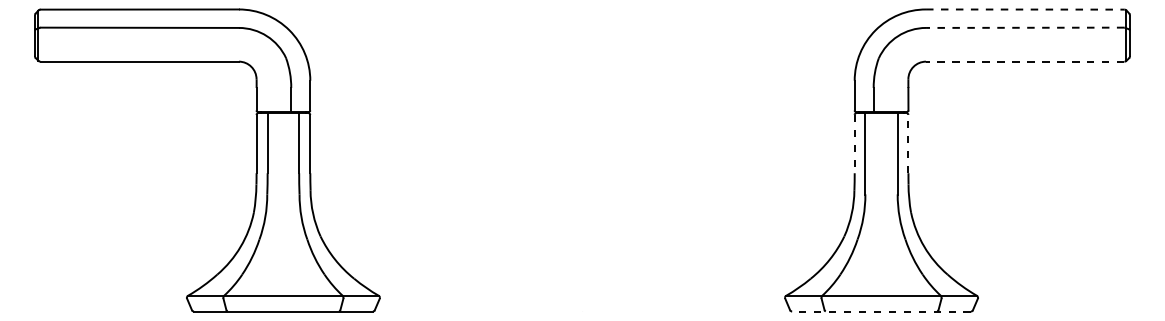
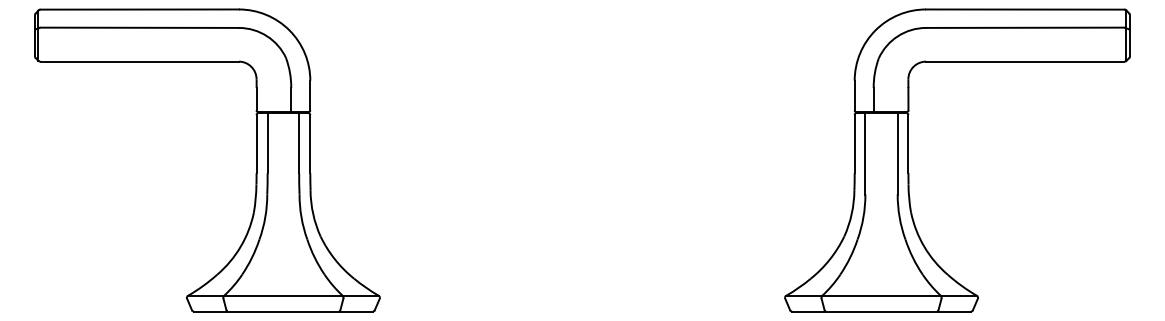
line: dashed -> solid (1025, 9)
line: dashed -> solid (1024, 27)
line: dashed -> solid (1024, 61)
line: dashed -> solid (908, 143)
line: dashed -> solid (854, 144)
line: dashed -> solid (881, 311)
